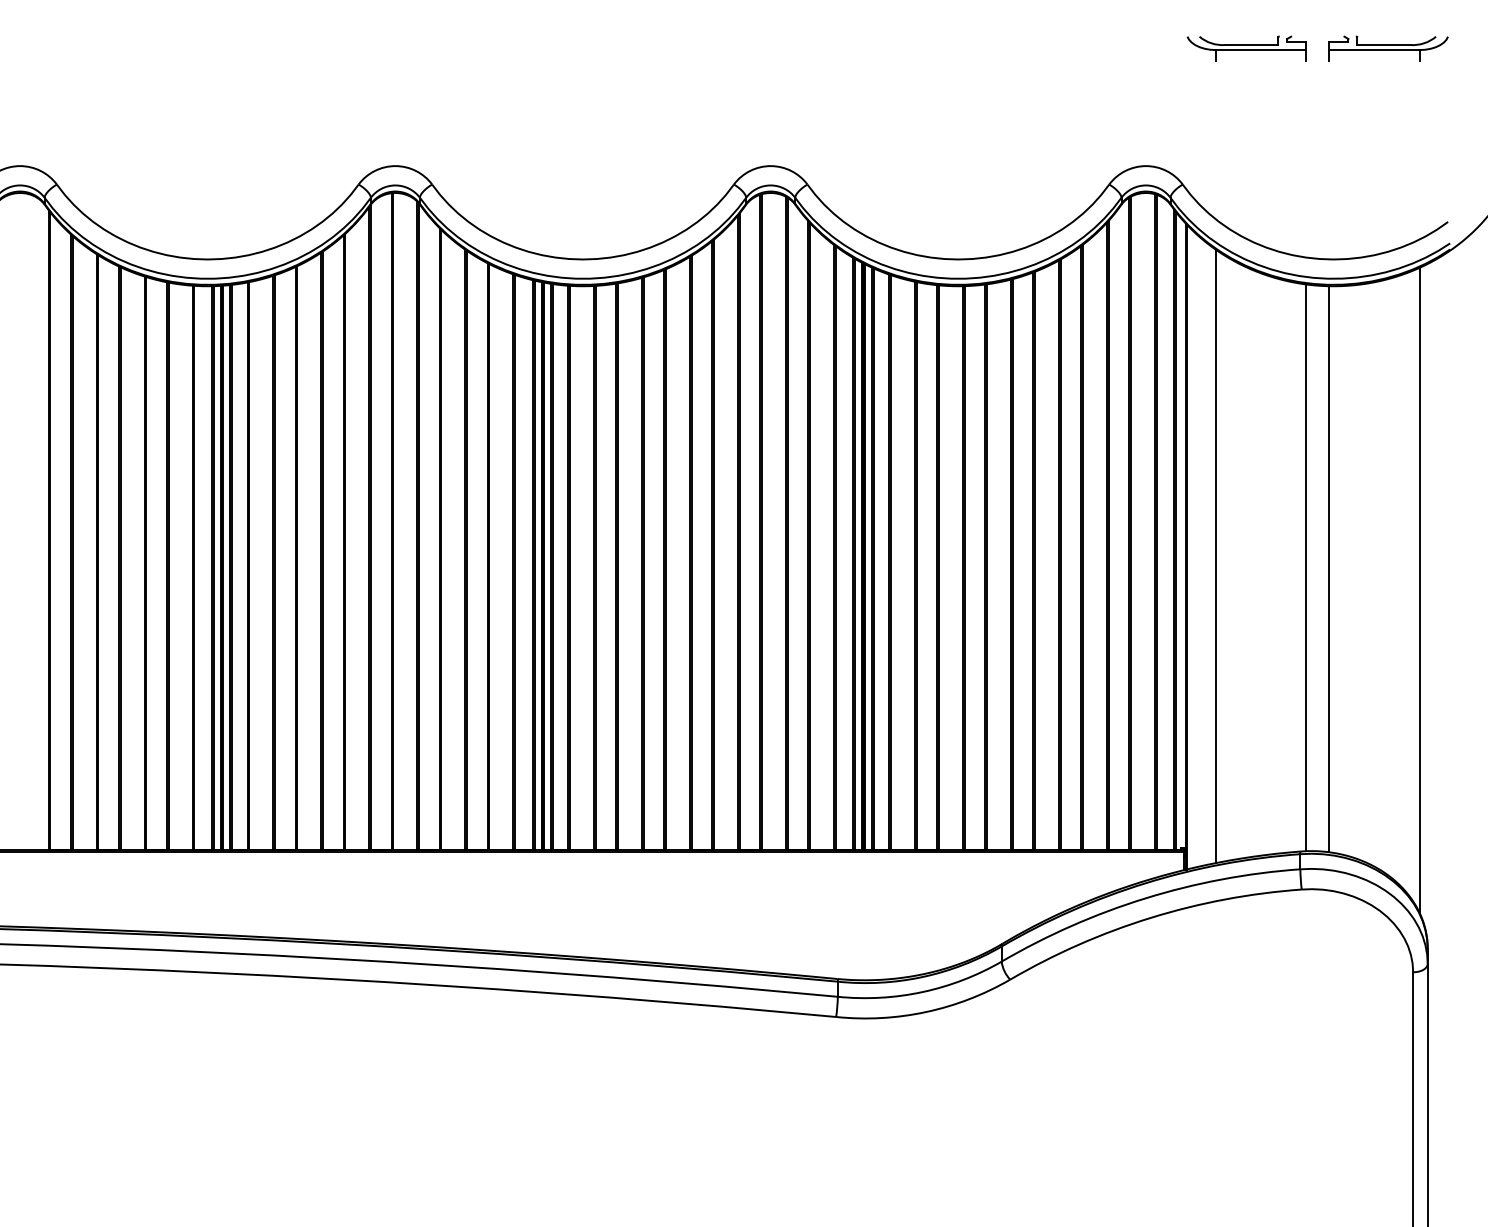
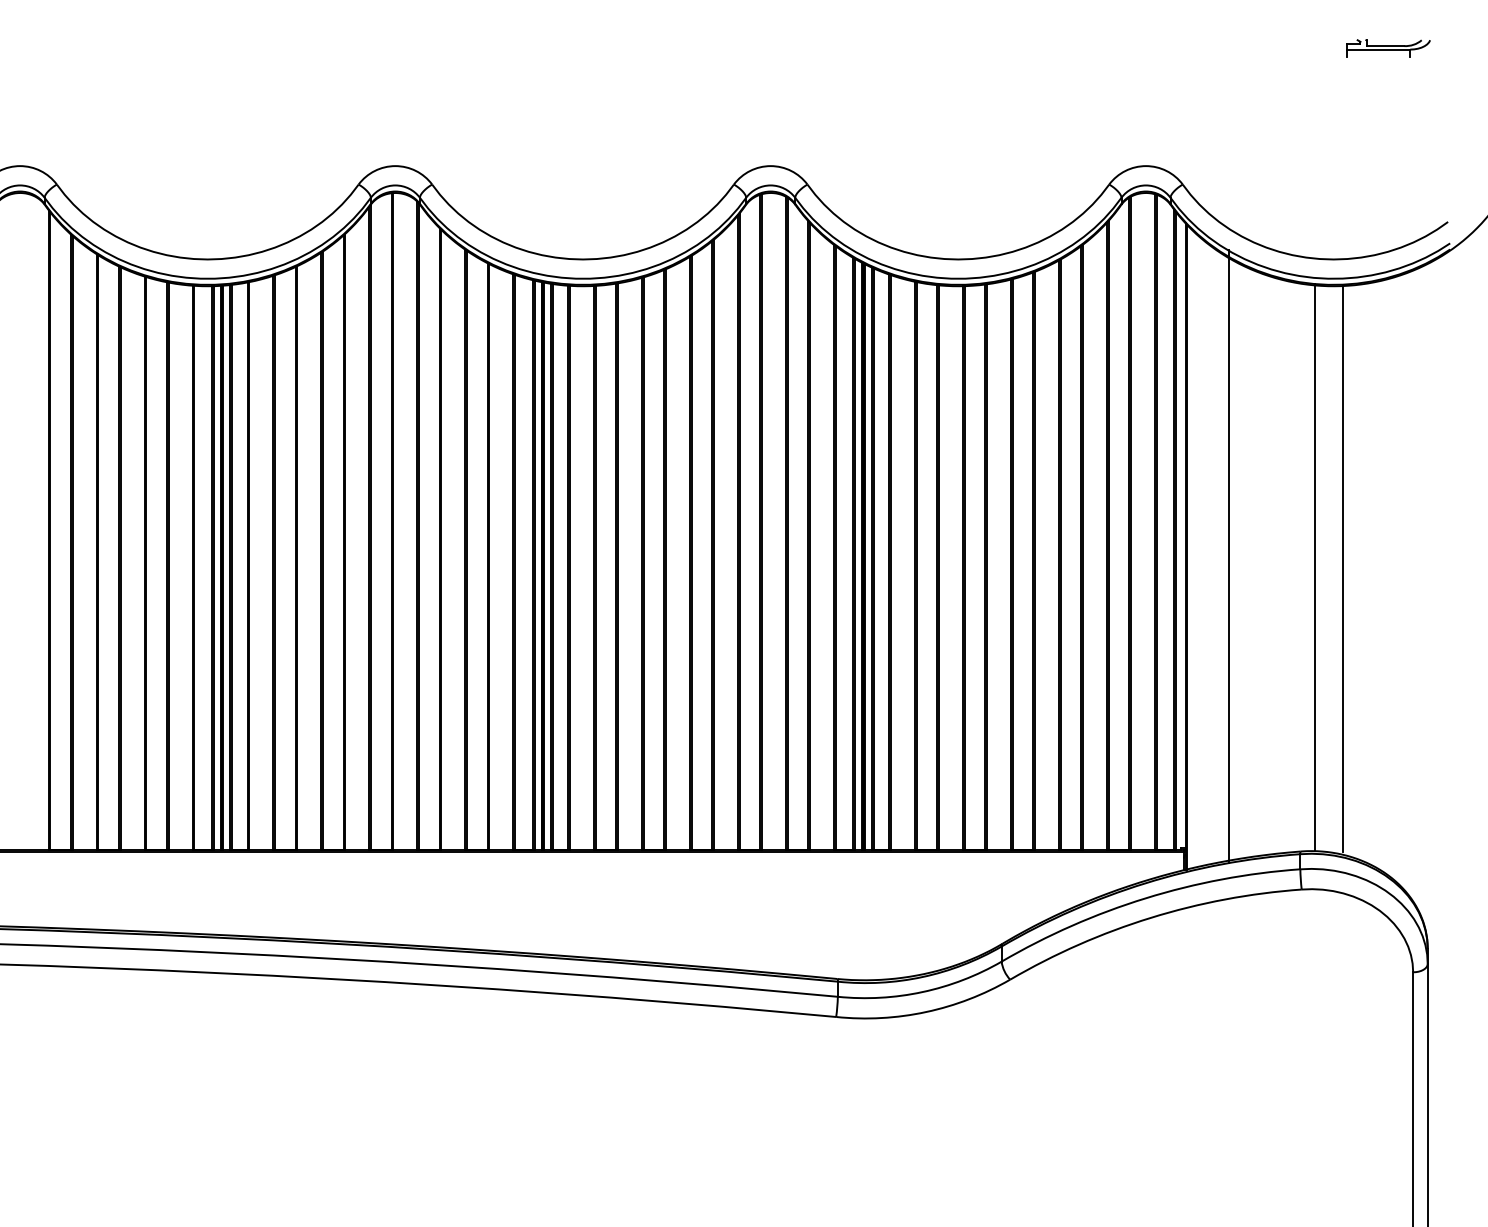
part: present -> none (1246, 48)
part size: 121x27 px -> 85x19 px (1388, 48)
line position: (1215, 556) -> (1228, 556) (1228, 556)
line position: (1306, 567) -> (1315, 567) (1315, 567)
line position: (1329, 569) -> (1343, 569) (1343, 569)
line: present -> none (1419, 590)
